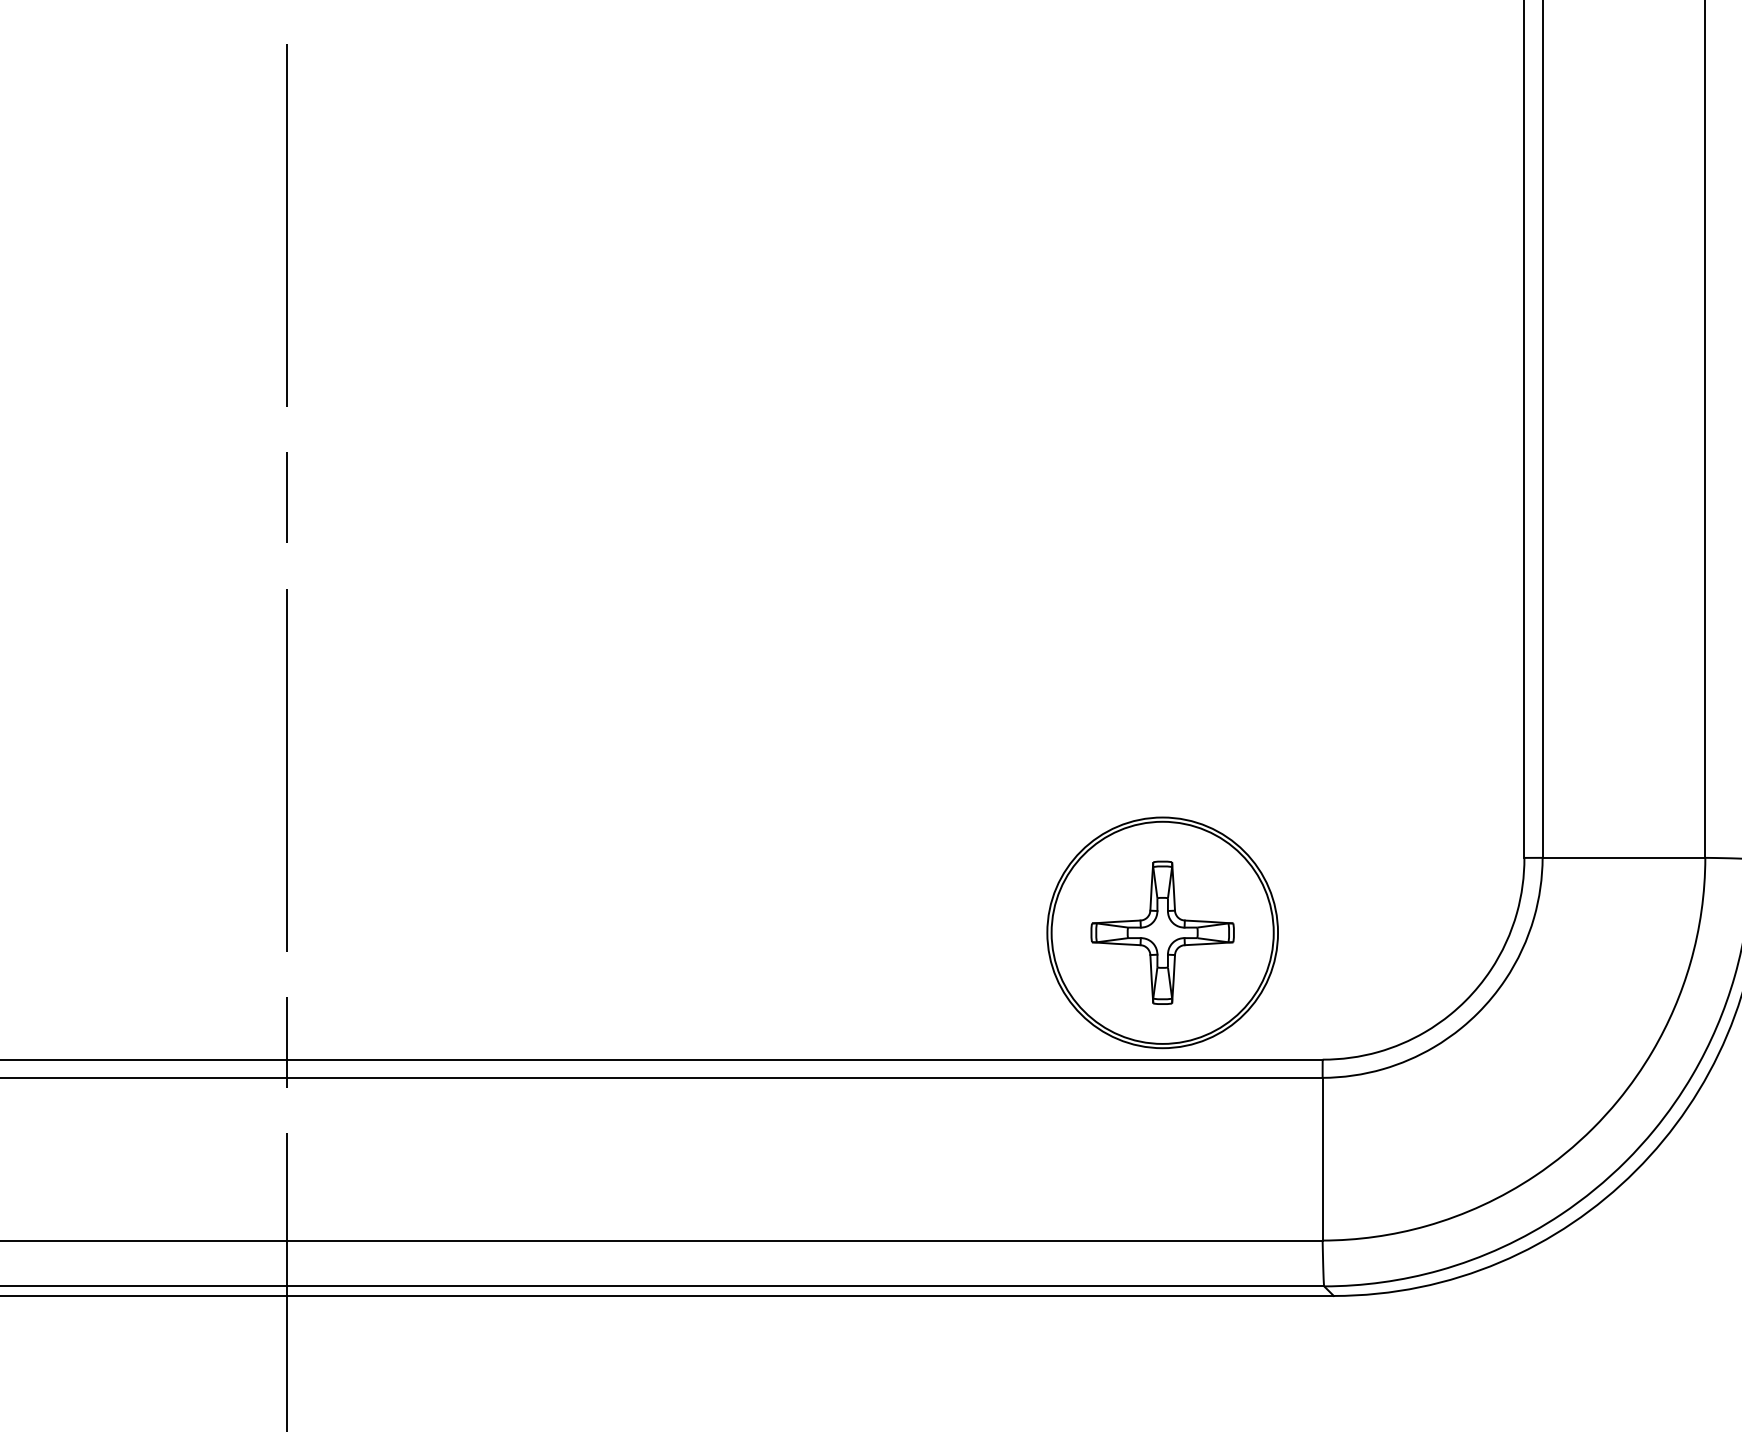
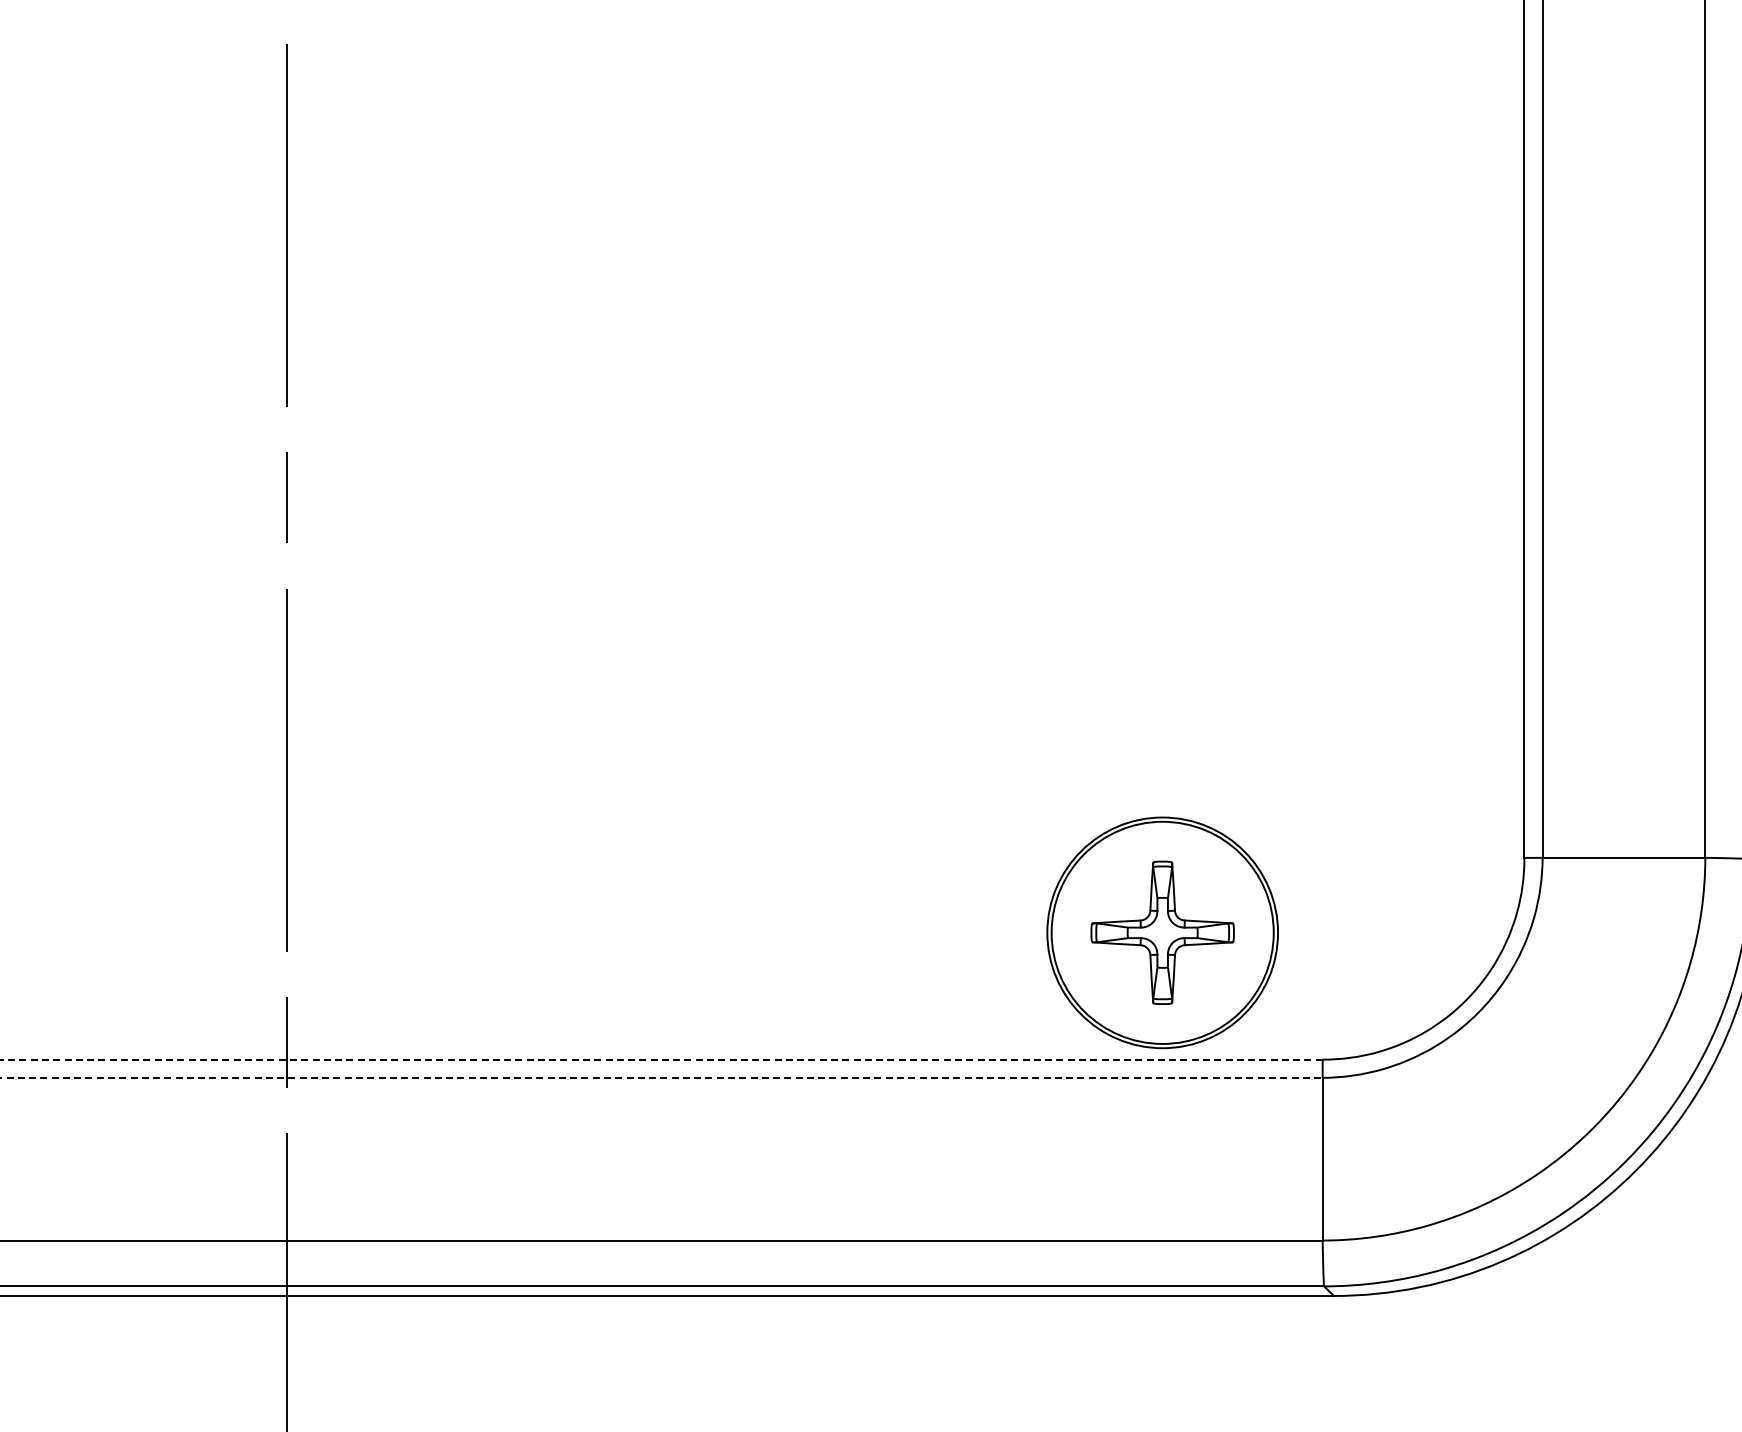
line: solid -> dashed (660, 1059)
line: solid -> dashed (661, 1077)
